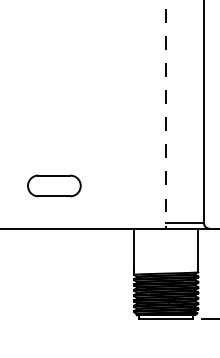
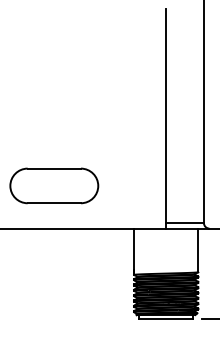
line: dashed -> solid (166, 118)
part size: 55x24 px -> 91x38 px (54, 185)
